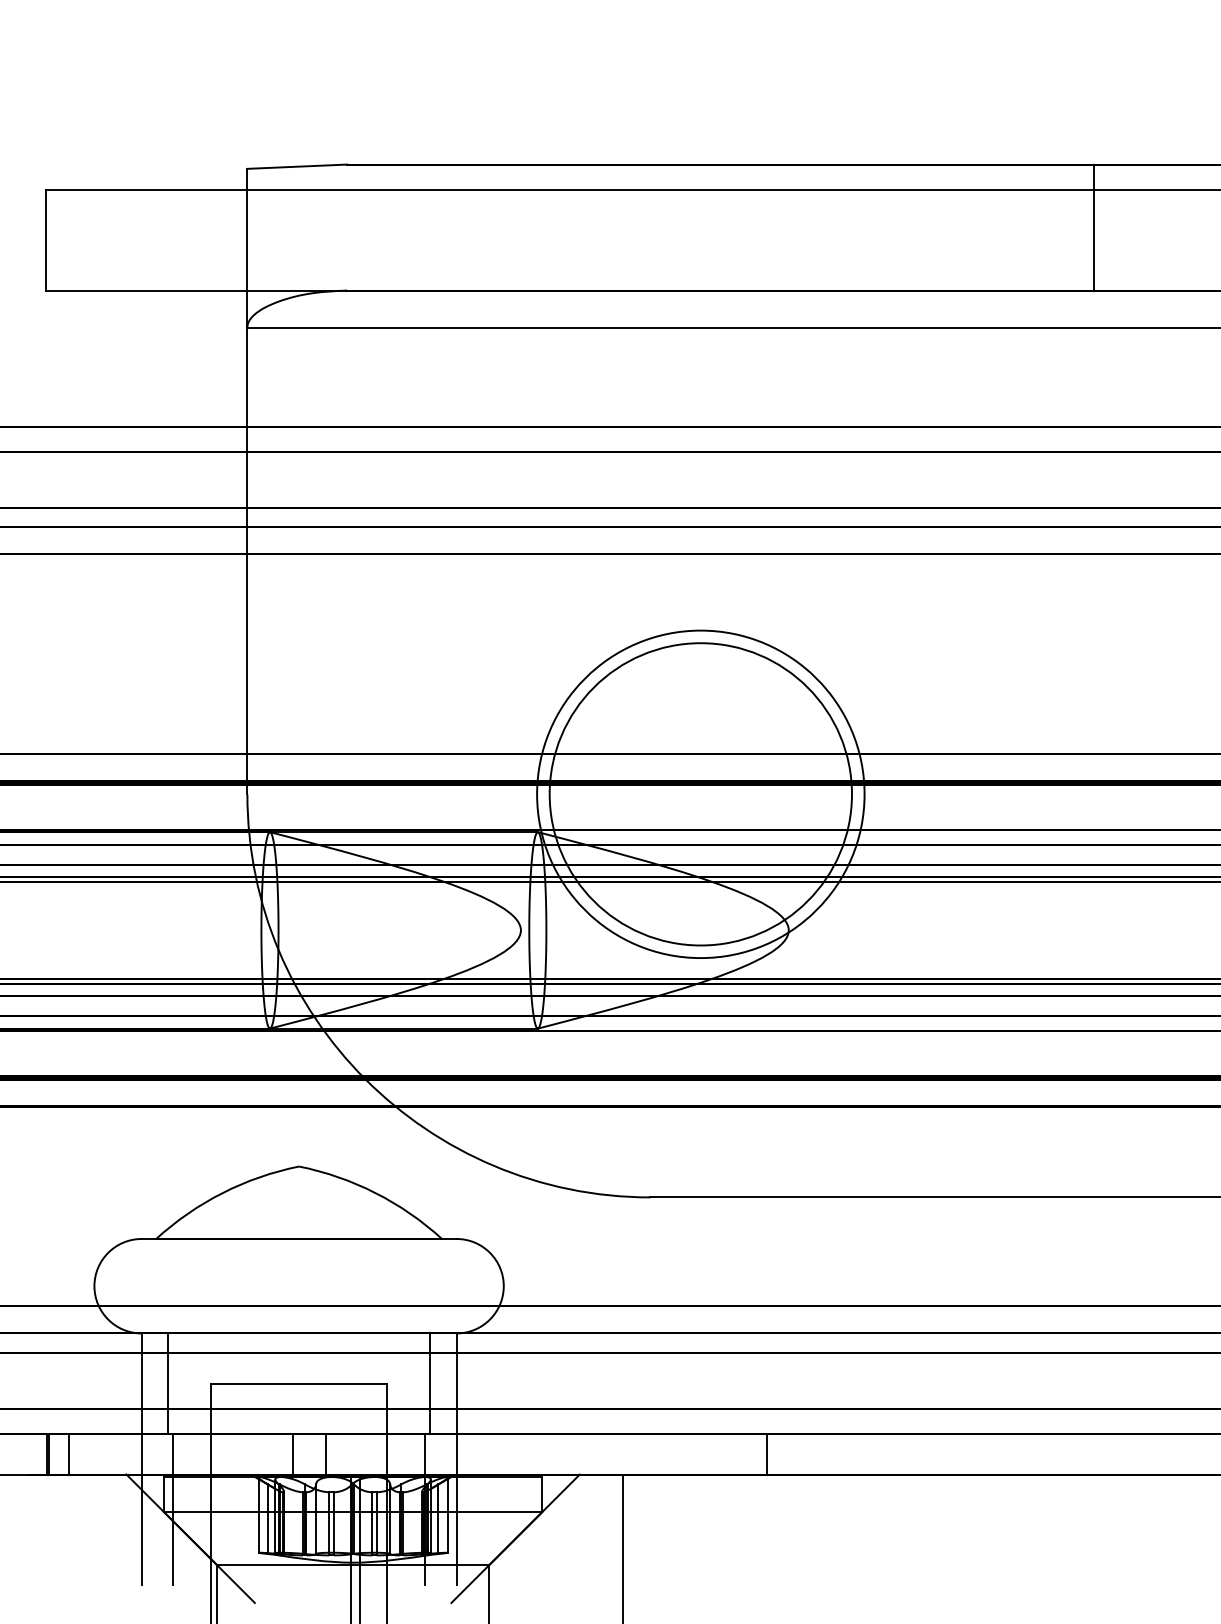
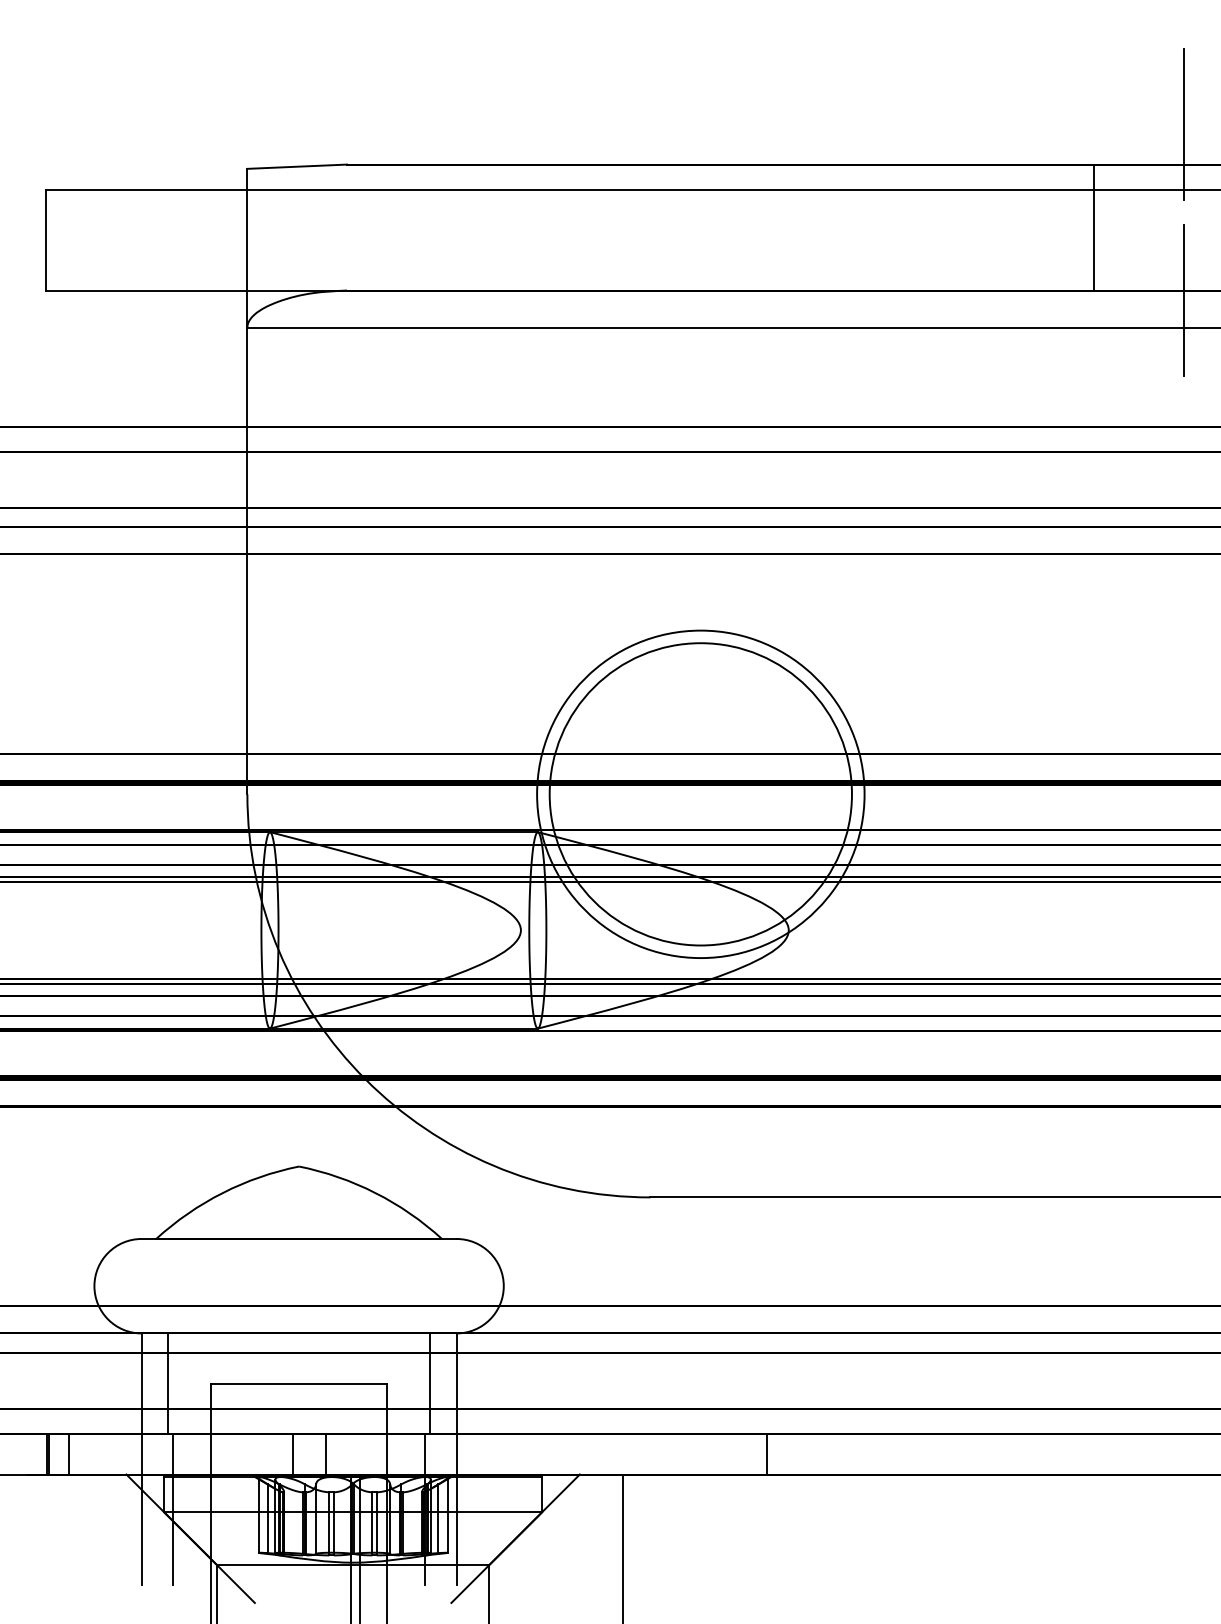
line: none -> present (1184, 123)
line: none -> present (1184, 300)
